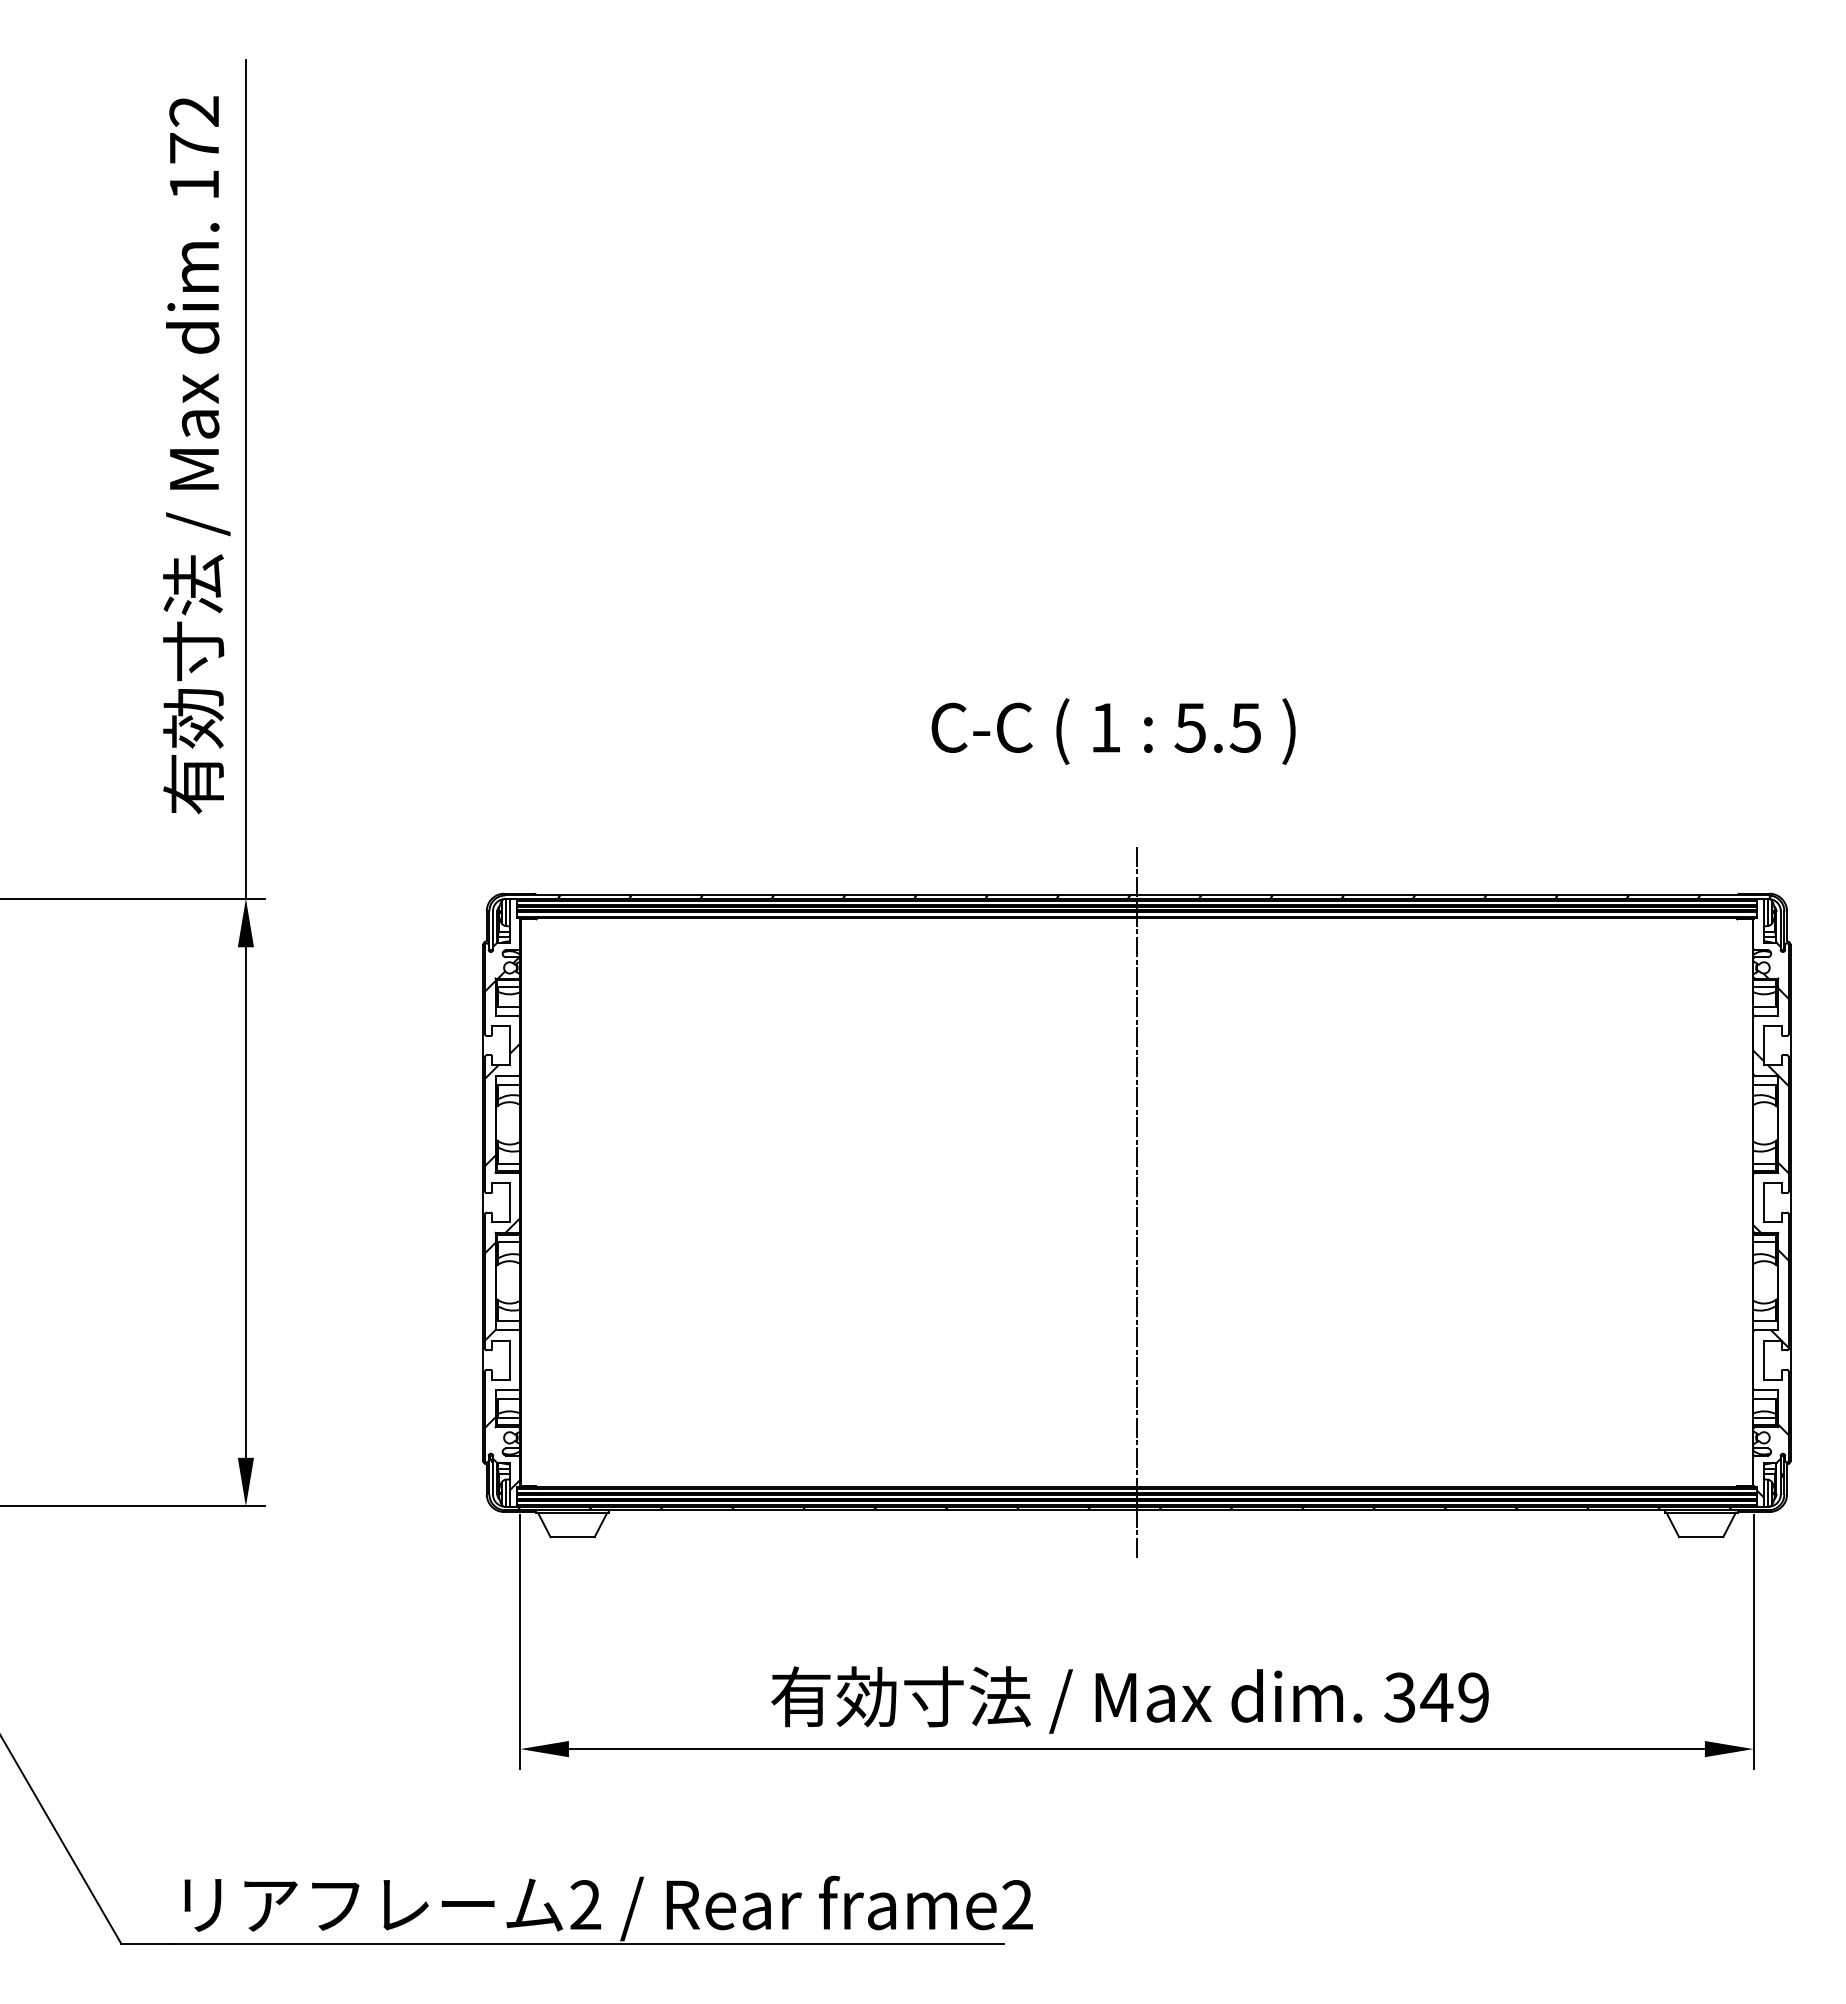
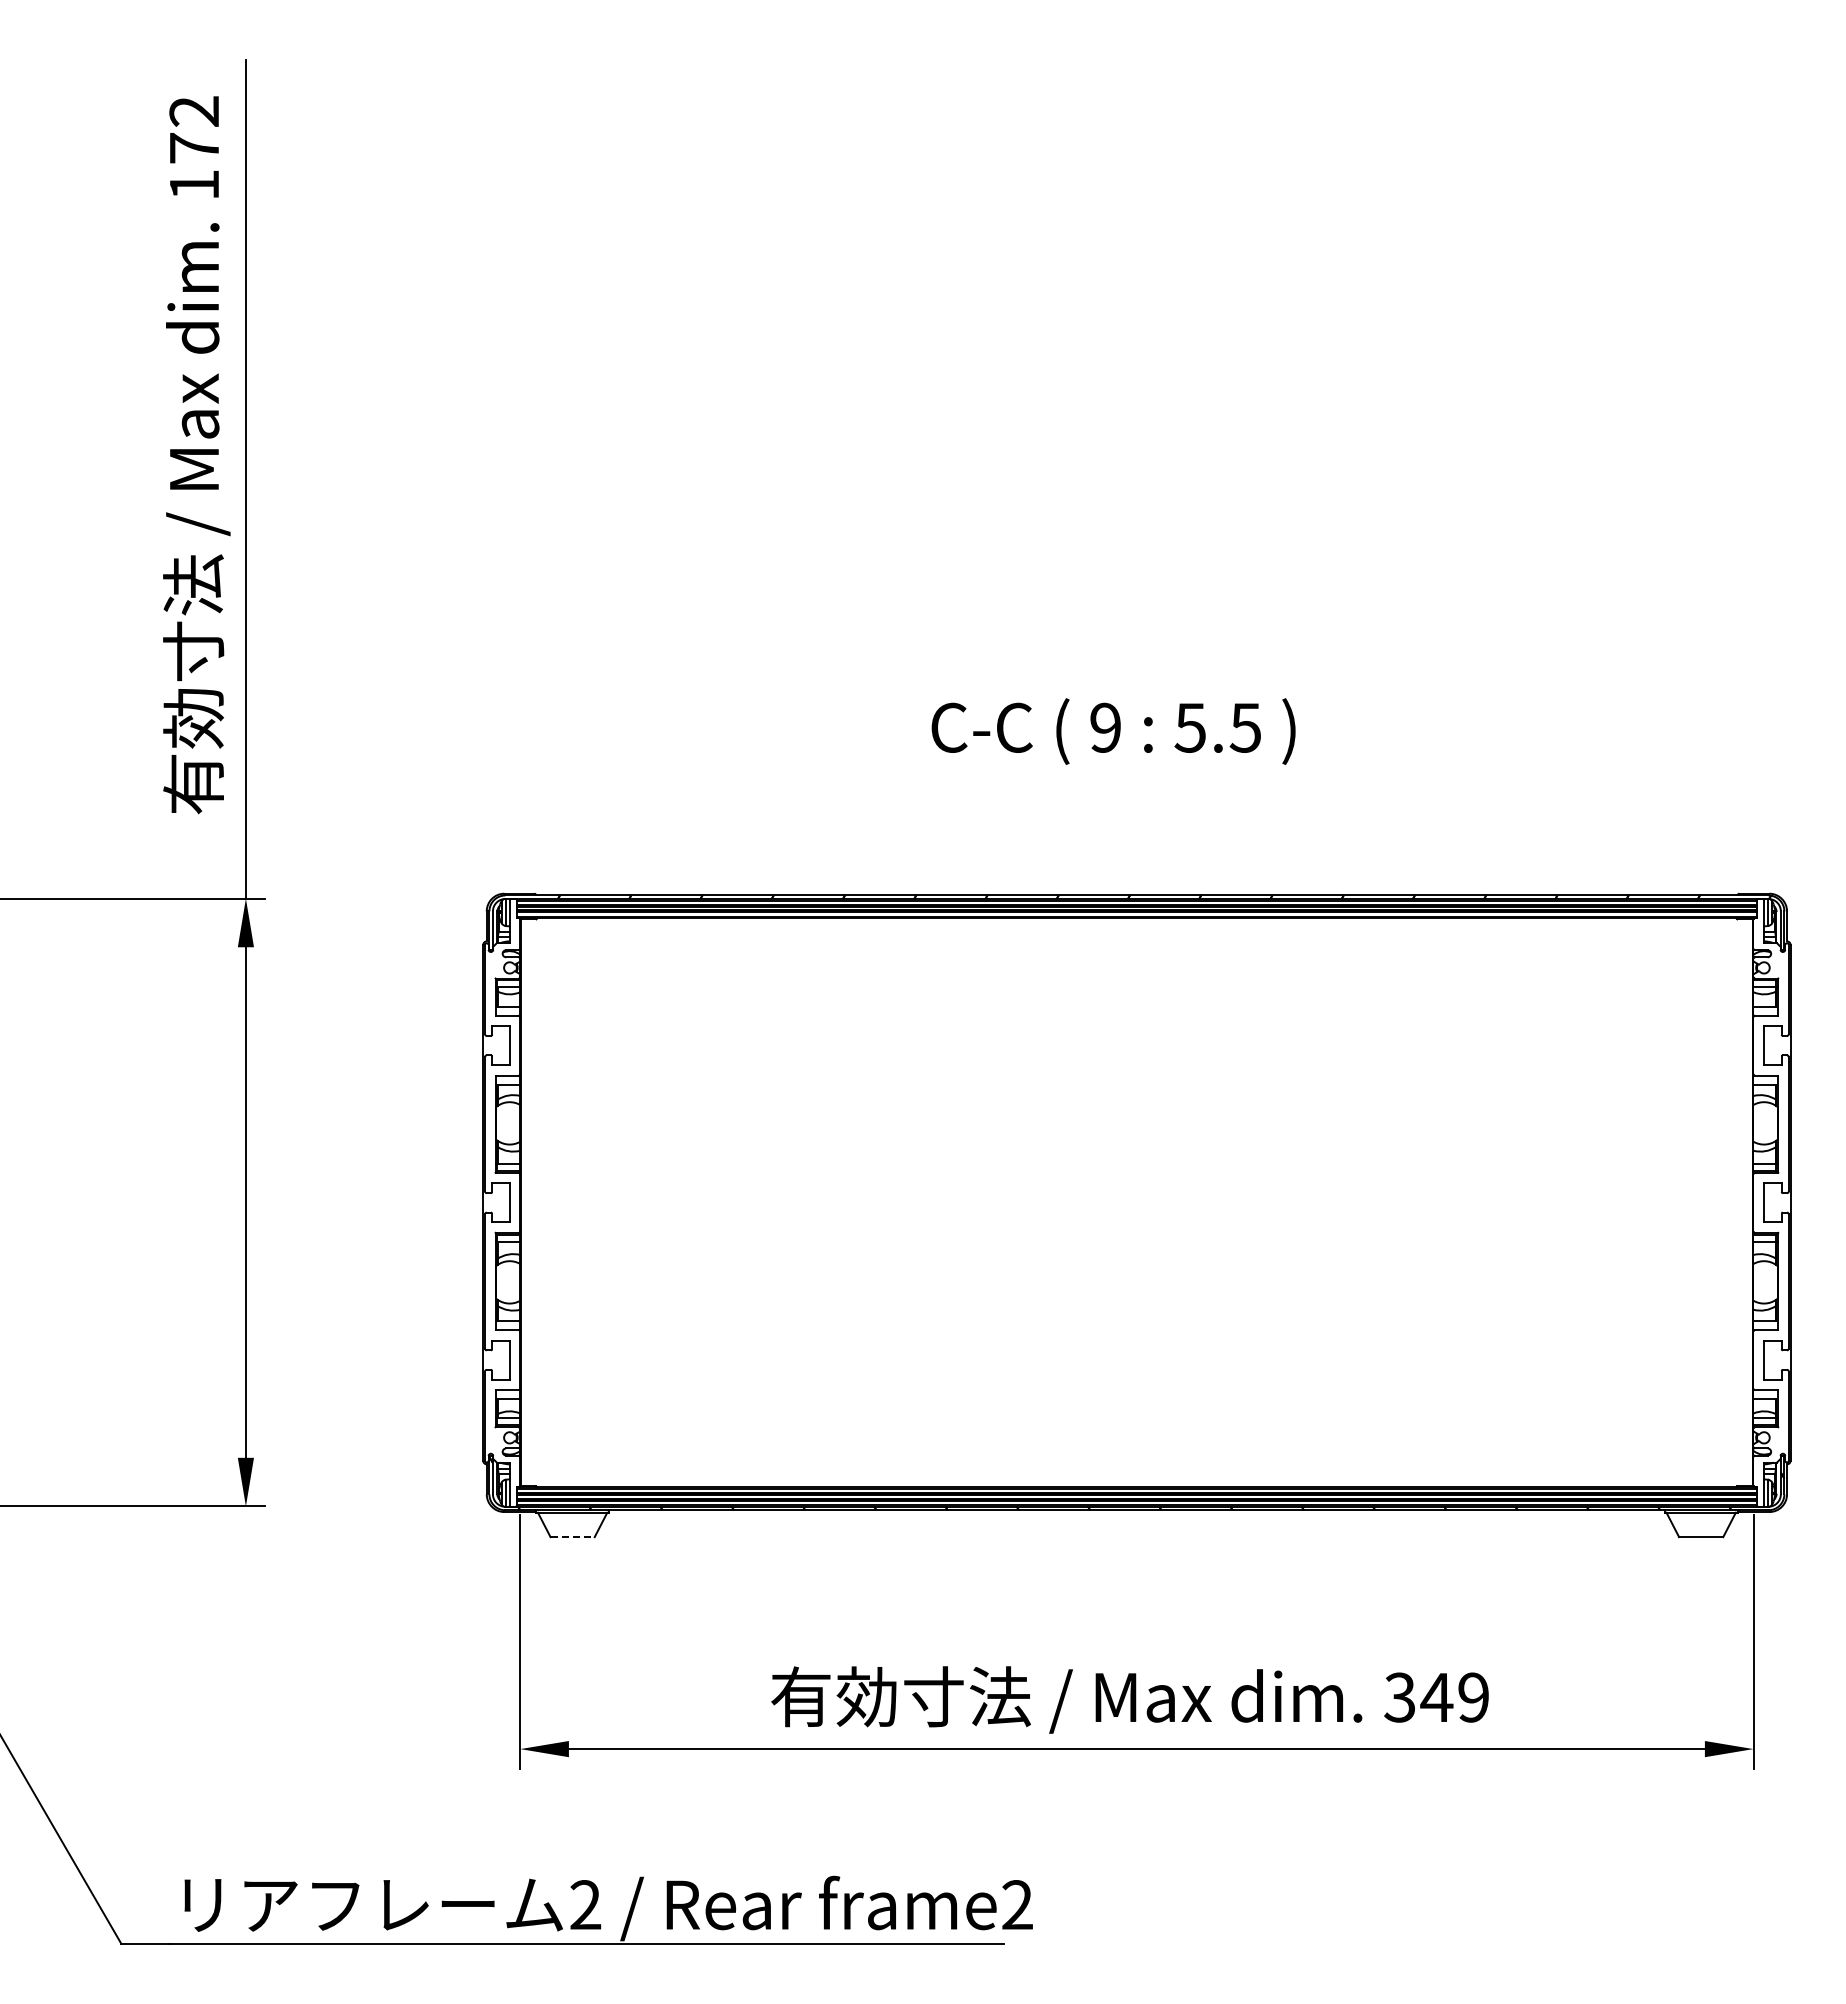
text: 1 -> 9 (1105, 727)
line: present -> none (1136, 1202)
hatch: present -> none (502, 1223)
hatch: present -> none (1770, 1233)
line: solid -> dashed (573, 1537)
